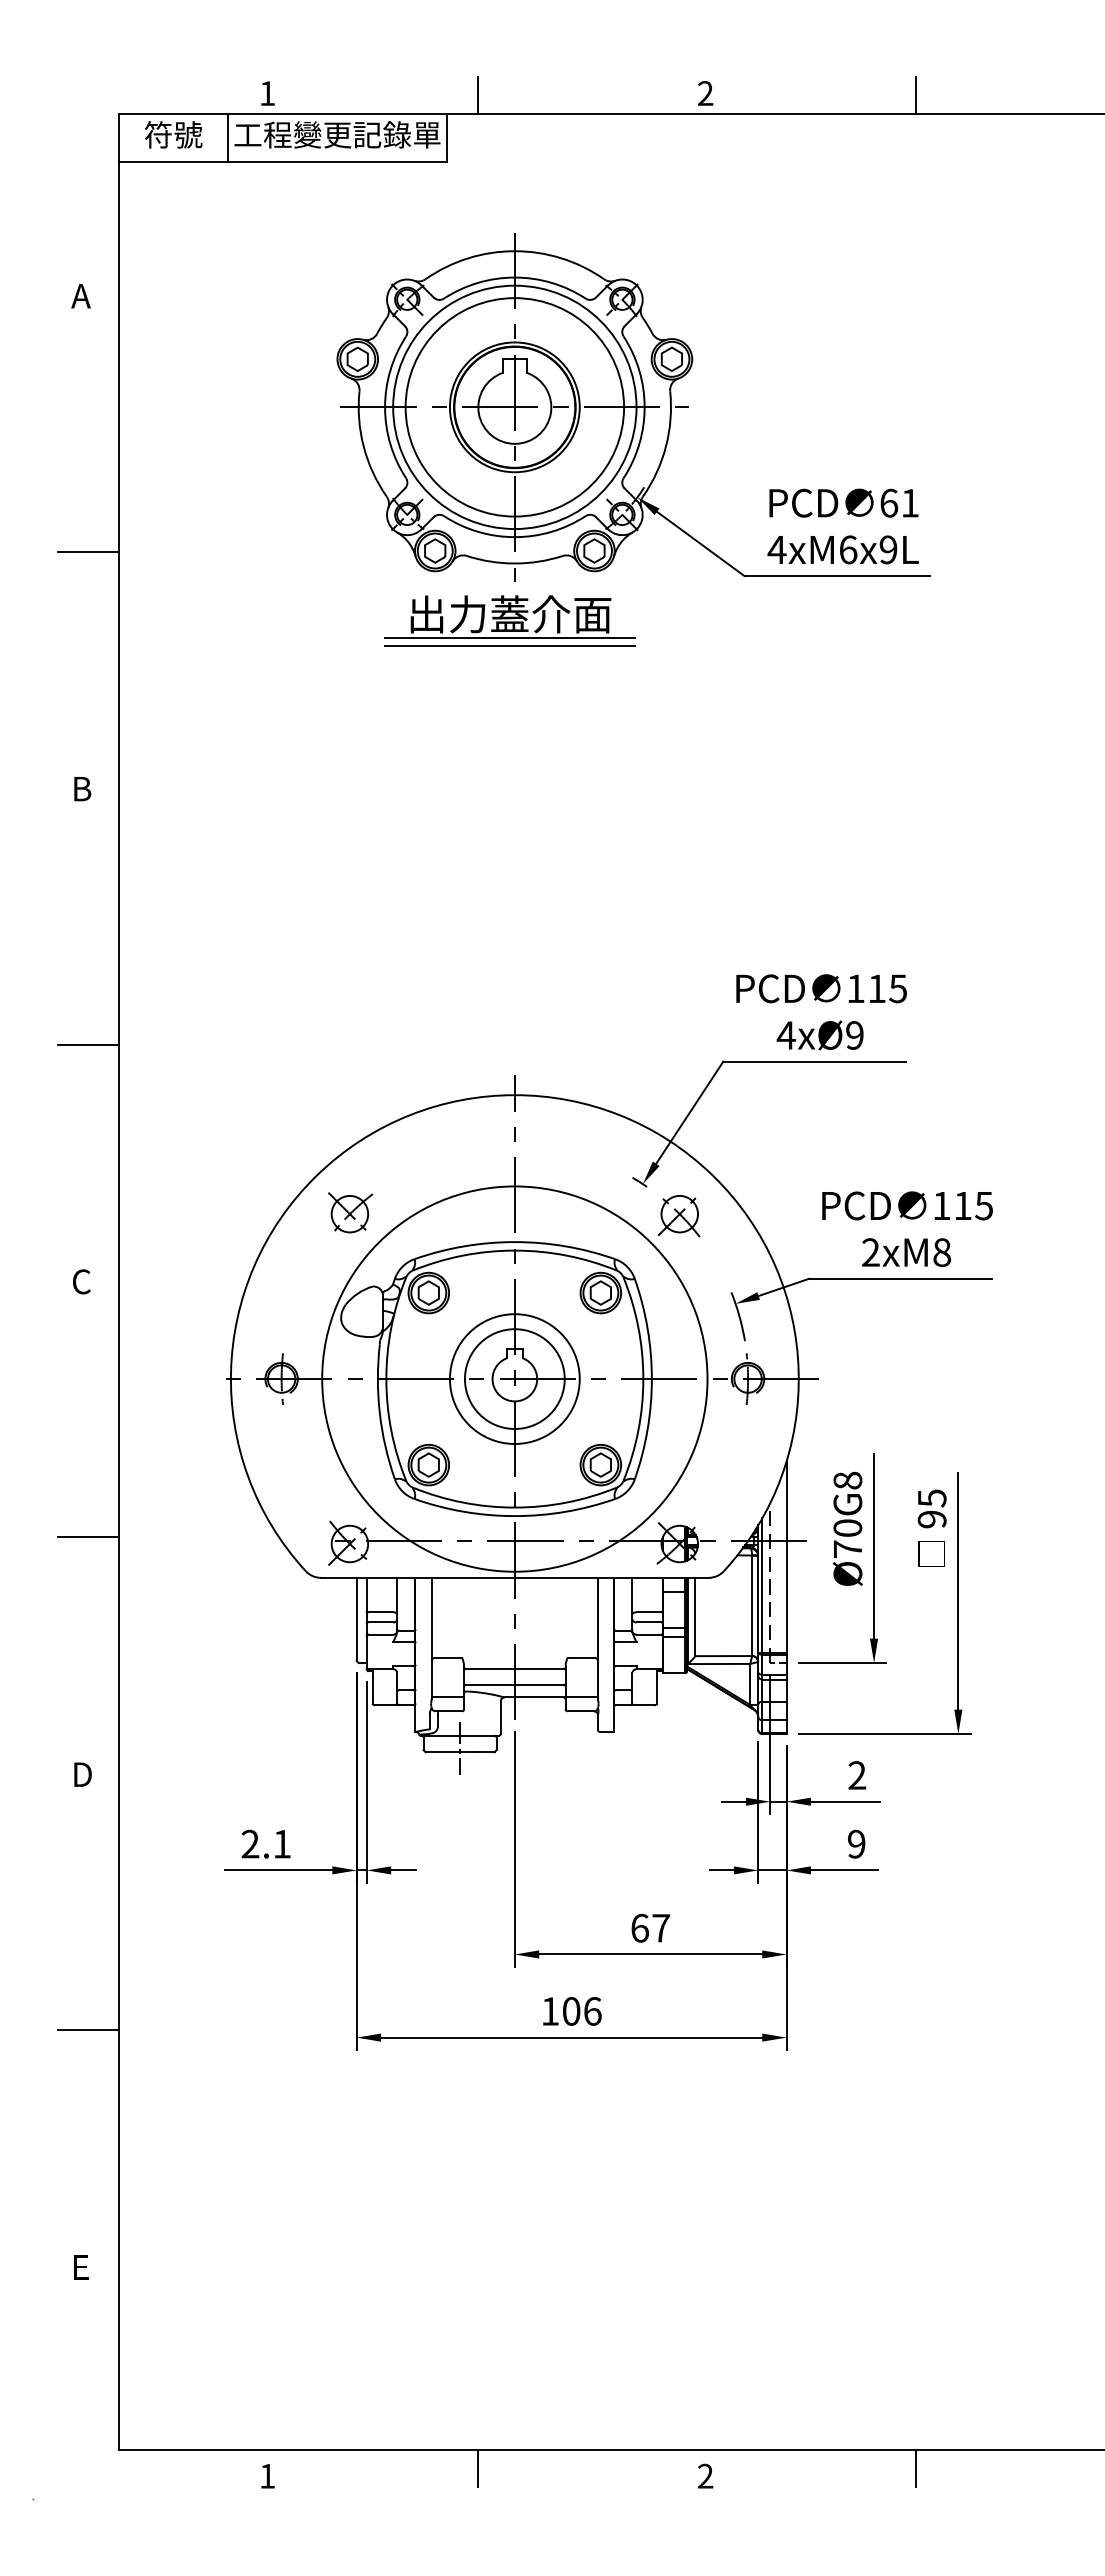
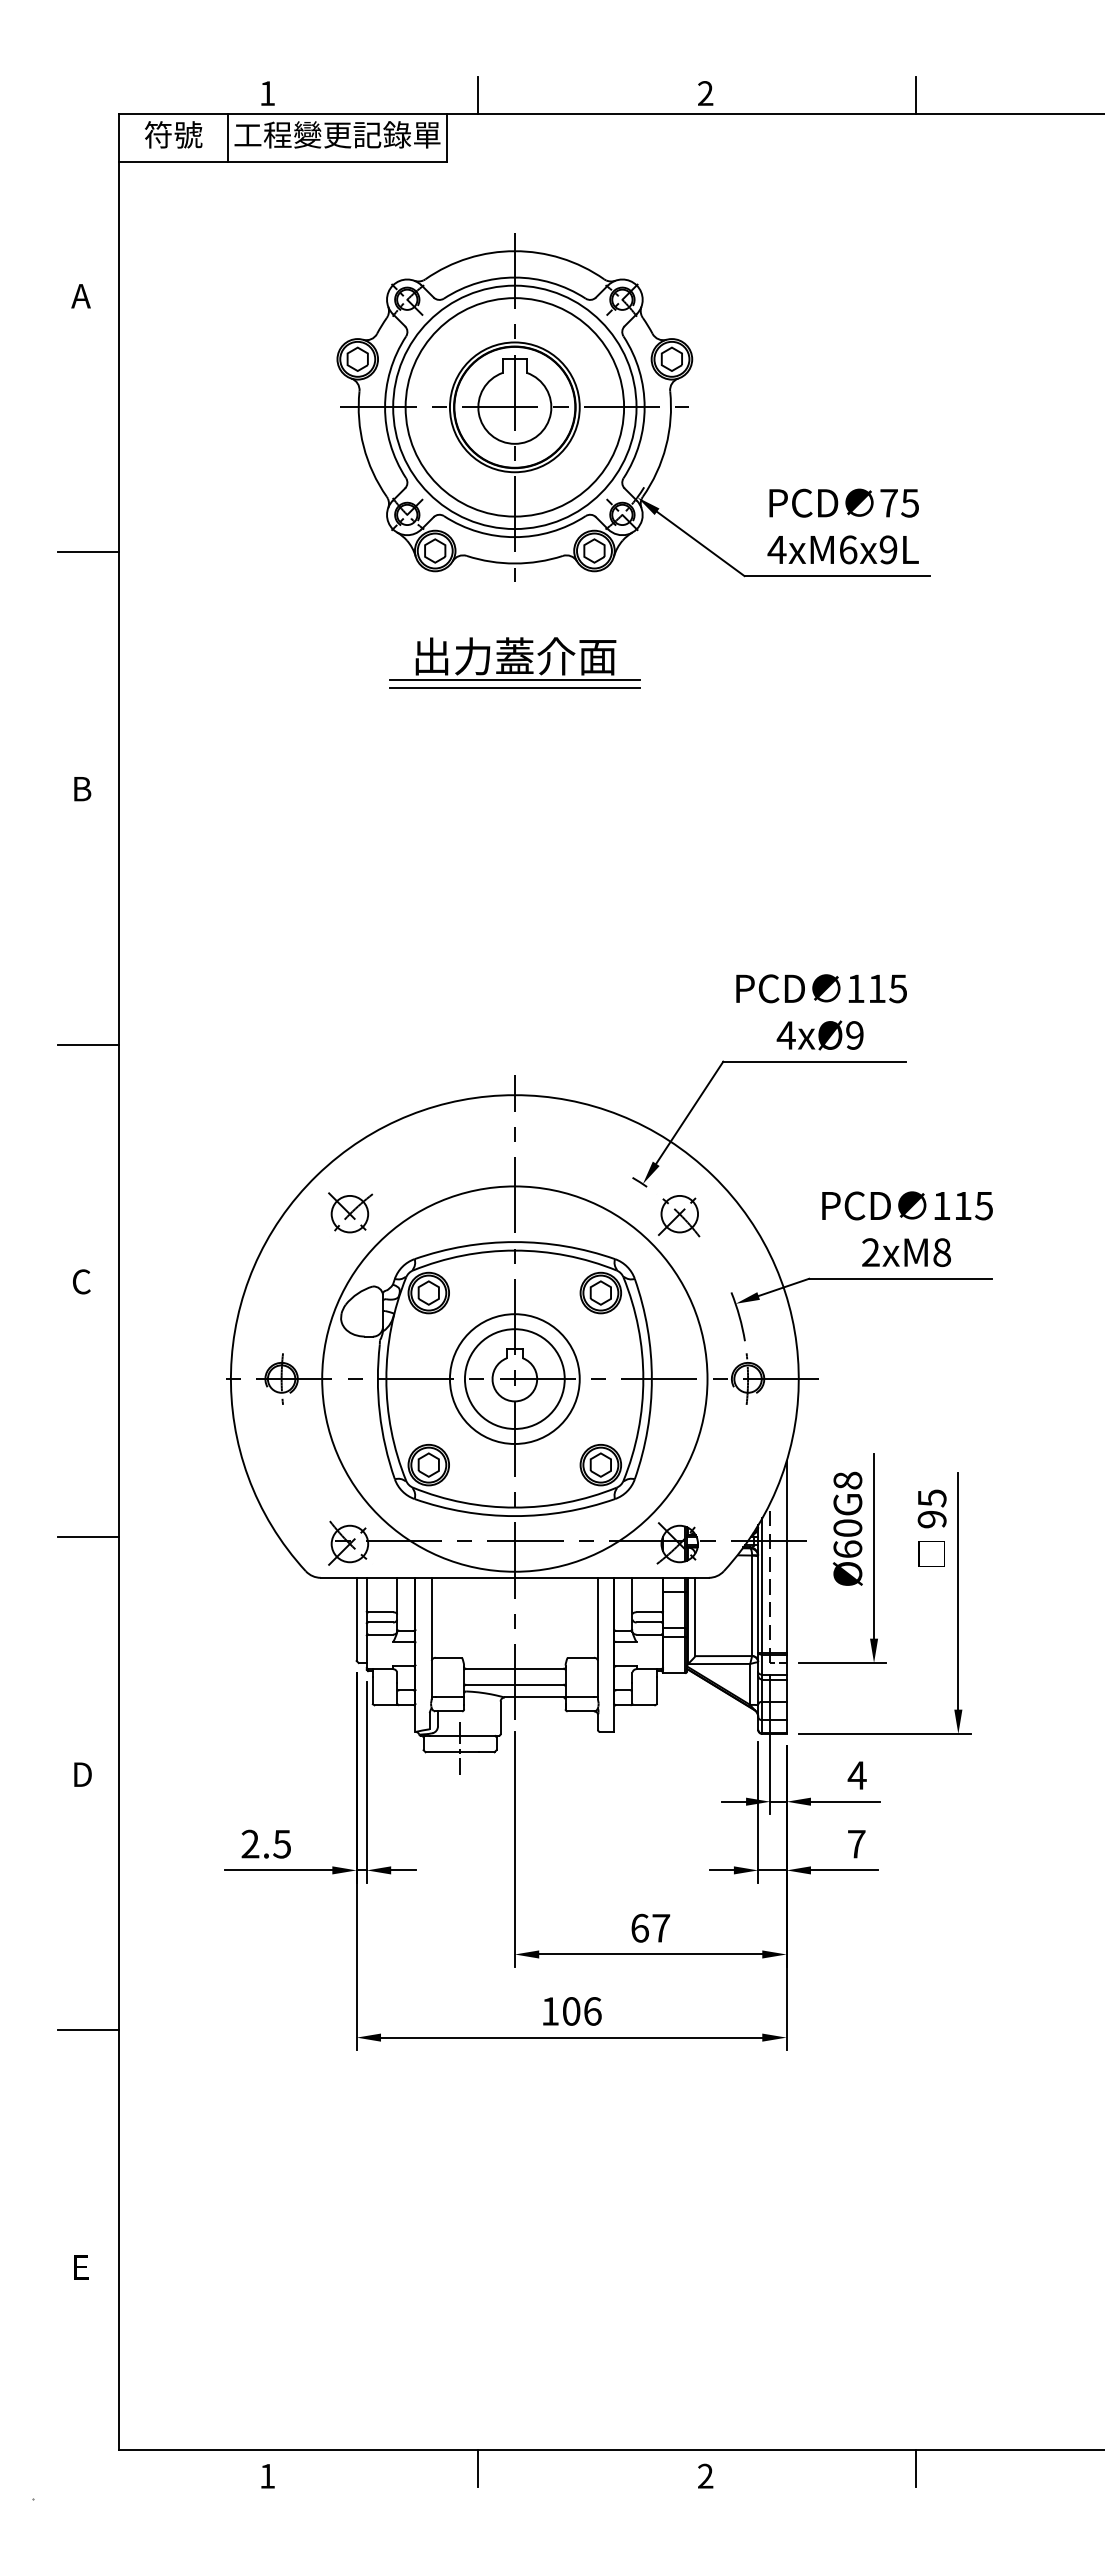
text: 61 -> 75 (899, 502)
part position: (509, 620) -> (514, 662) (514, 662)
text: Ø70G8 -> Ø60G8 (847, 1548)
text: 2 -> 4 (856, 1775)
text: 9 -> 7 (856, 1843)
text: 2.1 -> 2.5 (281, 1844)
